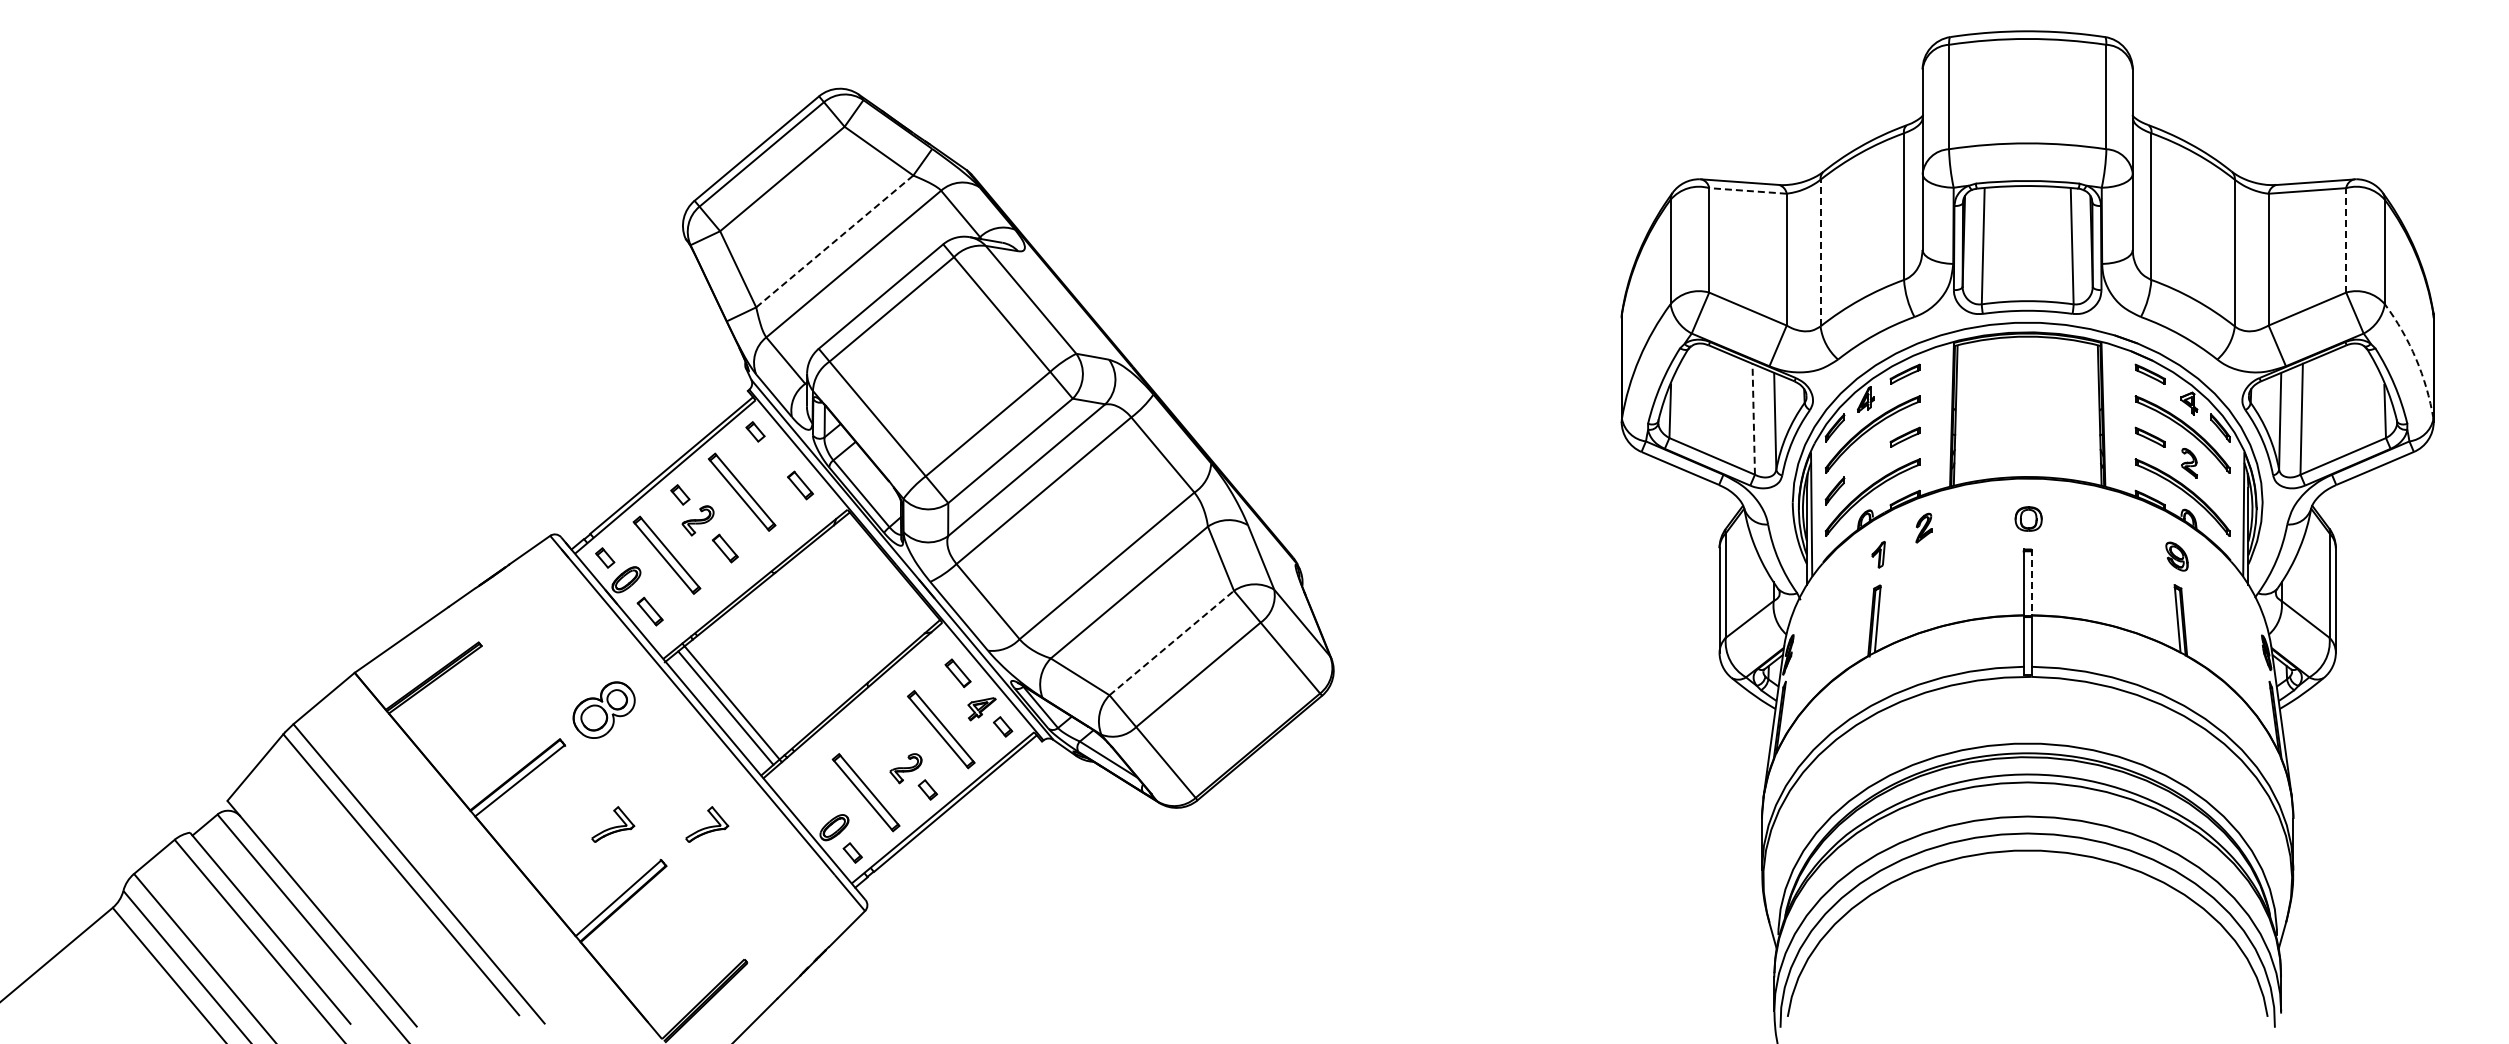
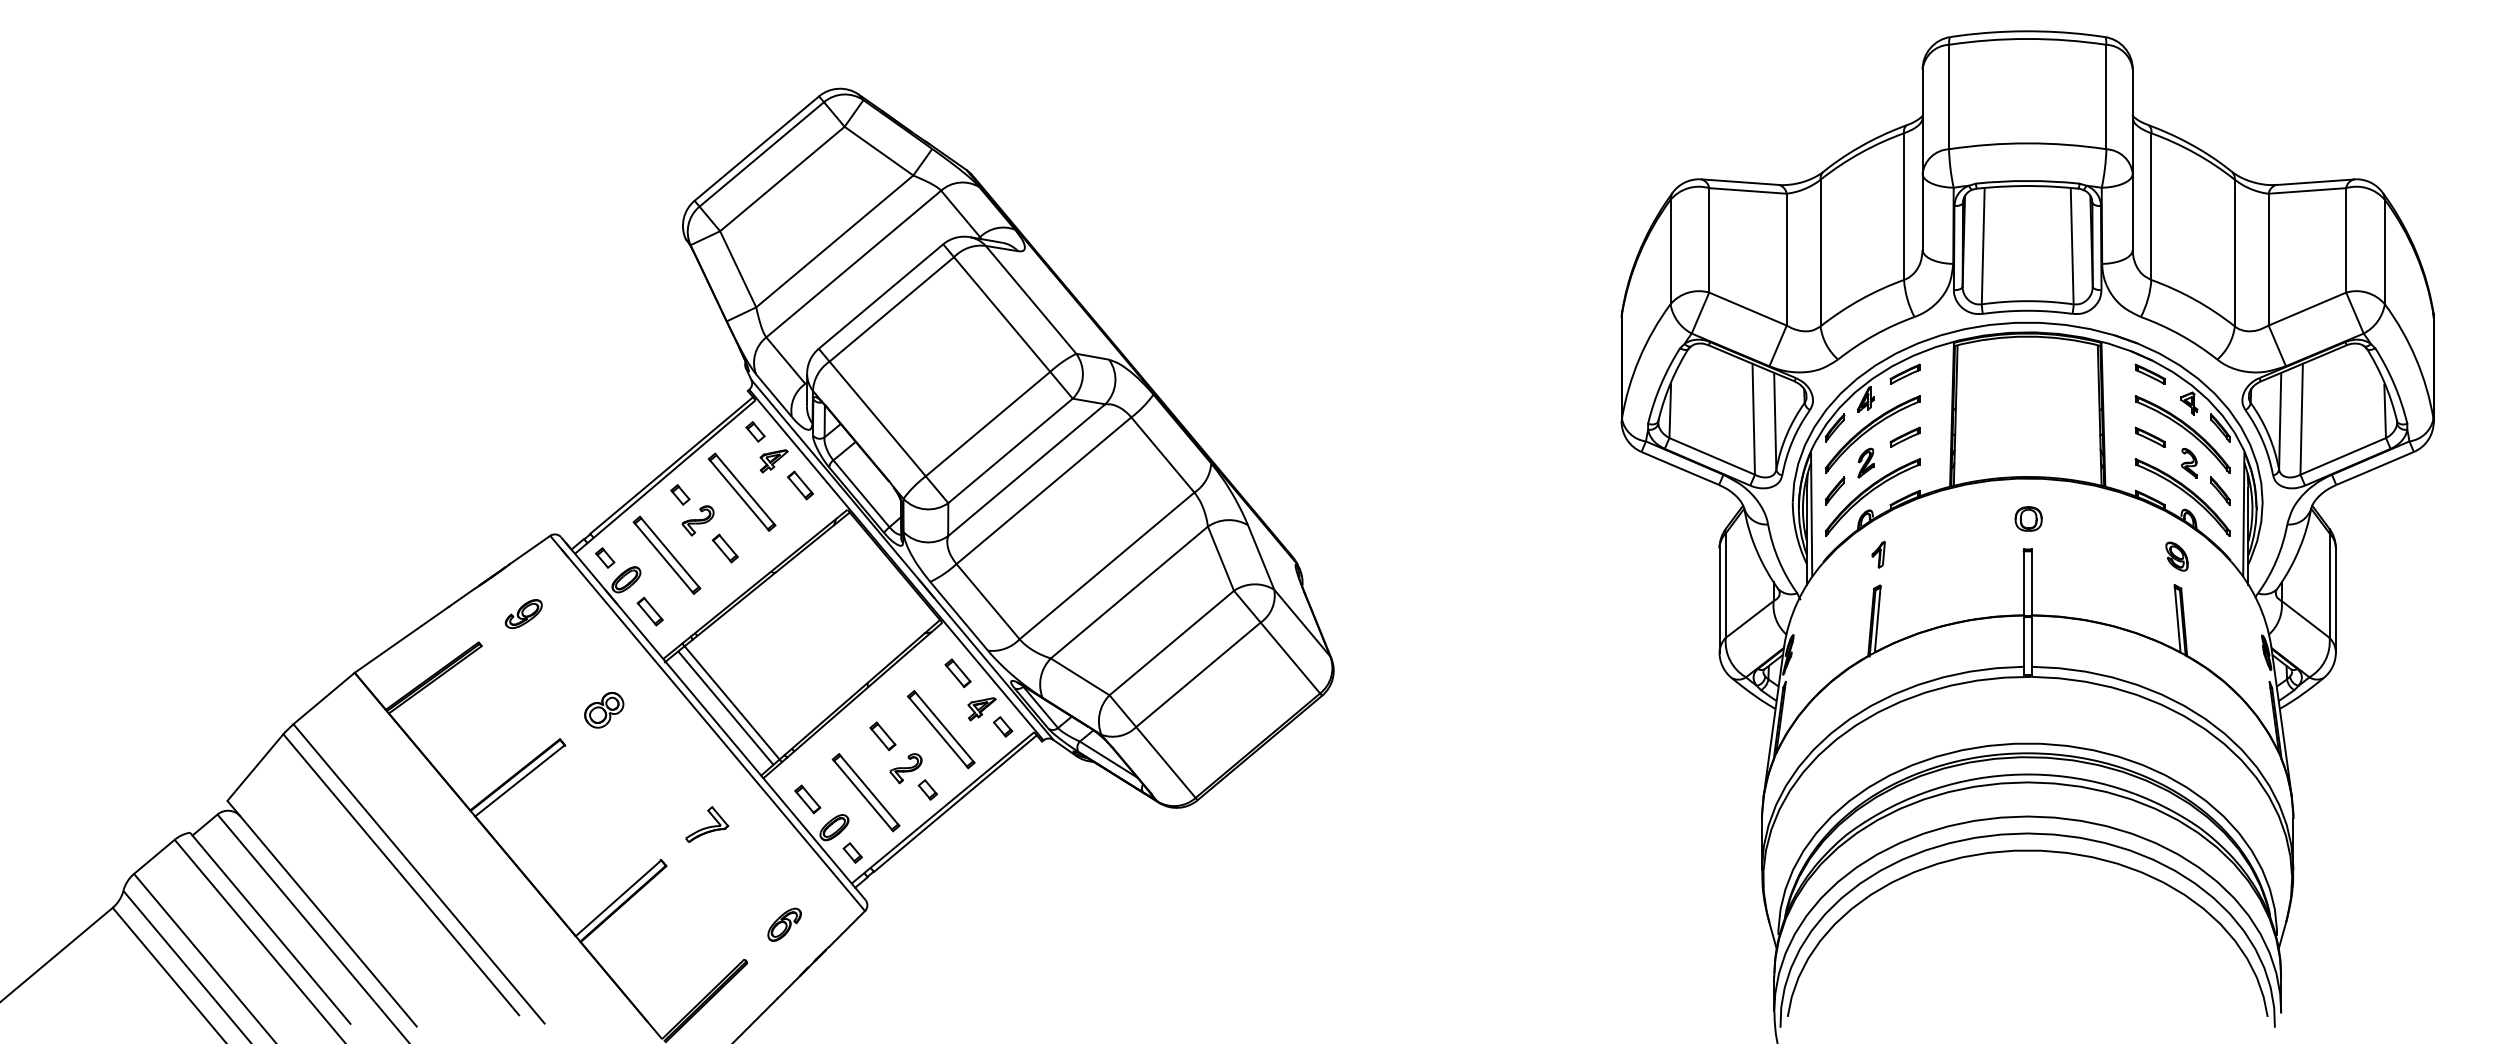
line: dashed -> solid (1748, 190)
line: dashed -> solid (2346, 239)
line: dashed -> solid (834, 241)
line: dashed -> solid (1820, 252)
arc: dashed -> solid (2415, 358)
line: dashed -> solid (1753, 419)
part: none -> present (773, 461)
part: none -> present (2220, 490)
part position: (1923, 527) -> (1865, 462) (1865, 462)
line: dashed -> solid (2031, 582)
part: none -> present (523, 613)
line: dashed -> solid (1172, 642)
part size: 64x58 px -> 41x37 px (604, 710)
part: none -> present (882, 736)
part: none -> present (807, 799)
part: present -> none (613, 824)
part: none -> present (784, 924)
